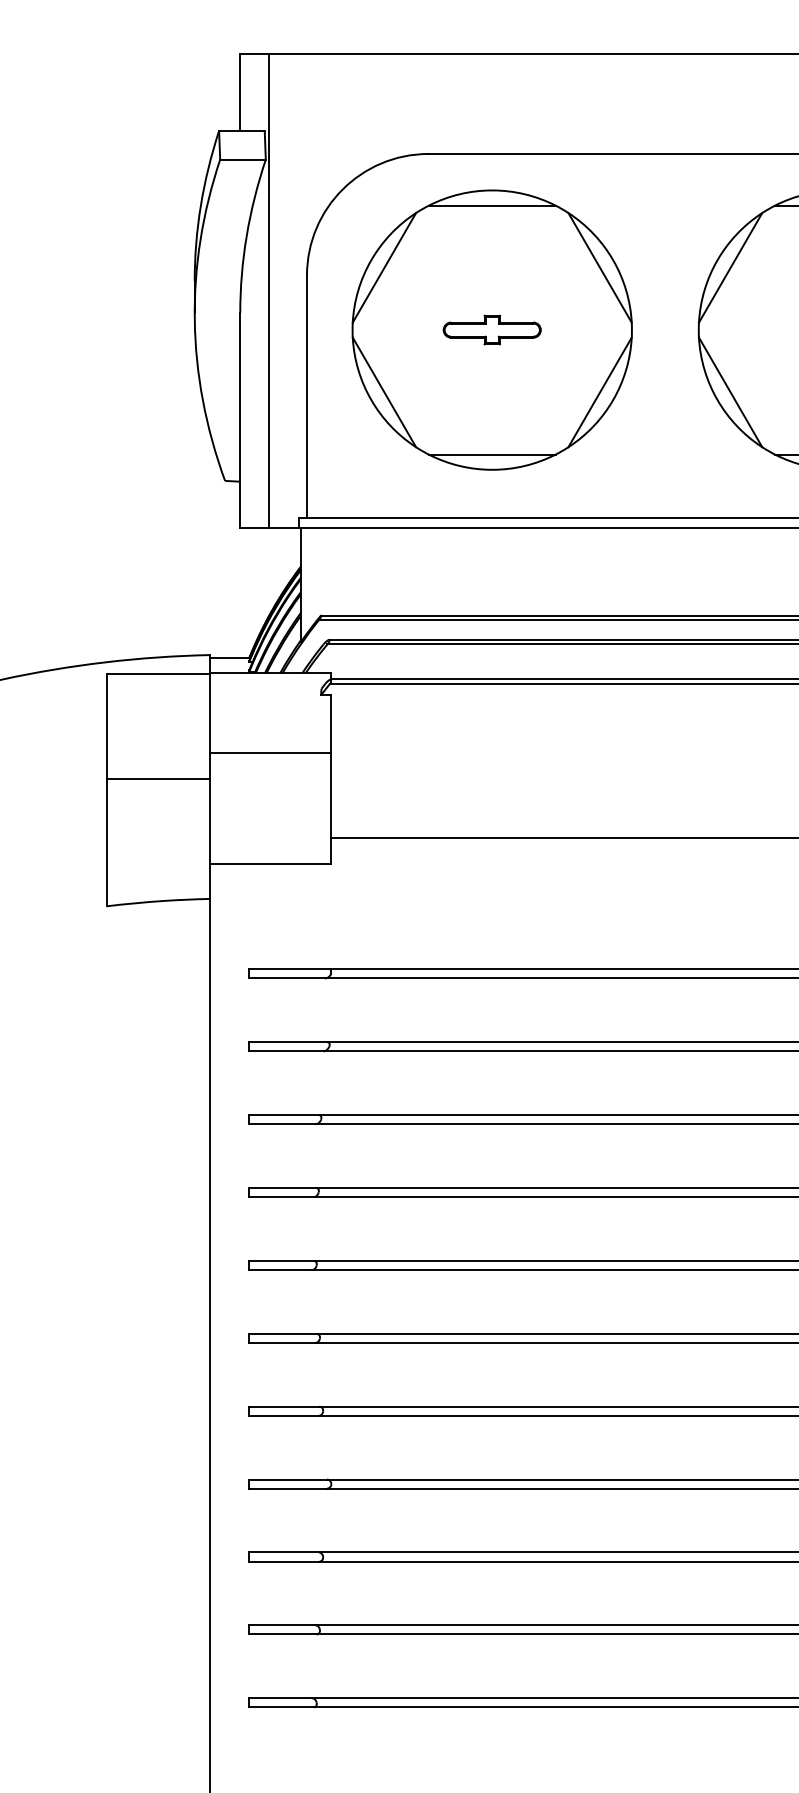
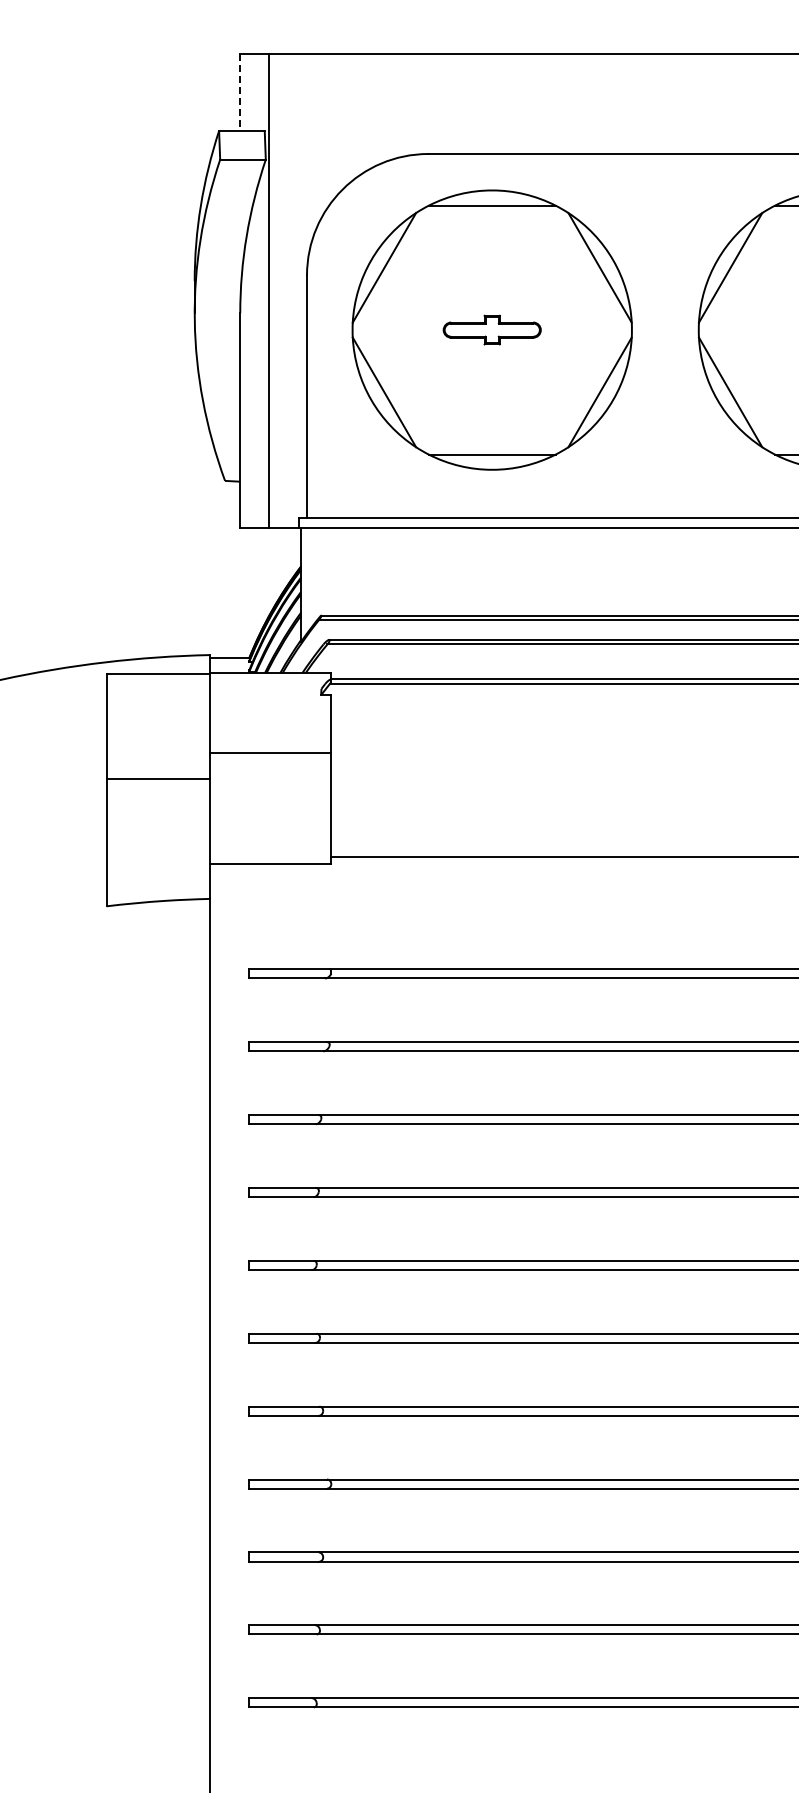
line: solid -> dashed (240, 92)
line position: (563, 838) -> (563, 857) (563, 857)
